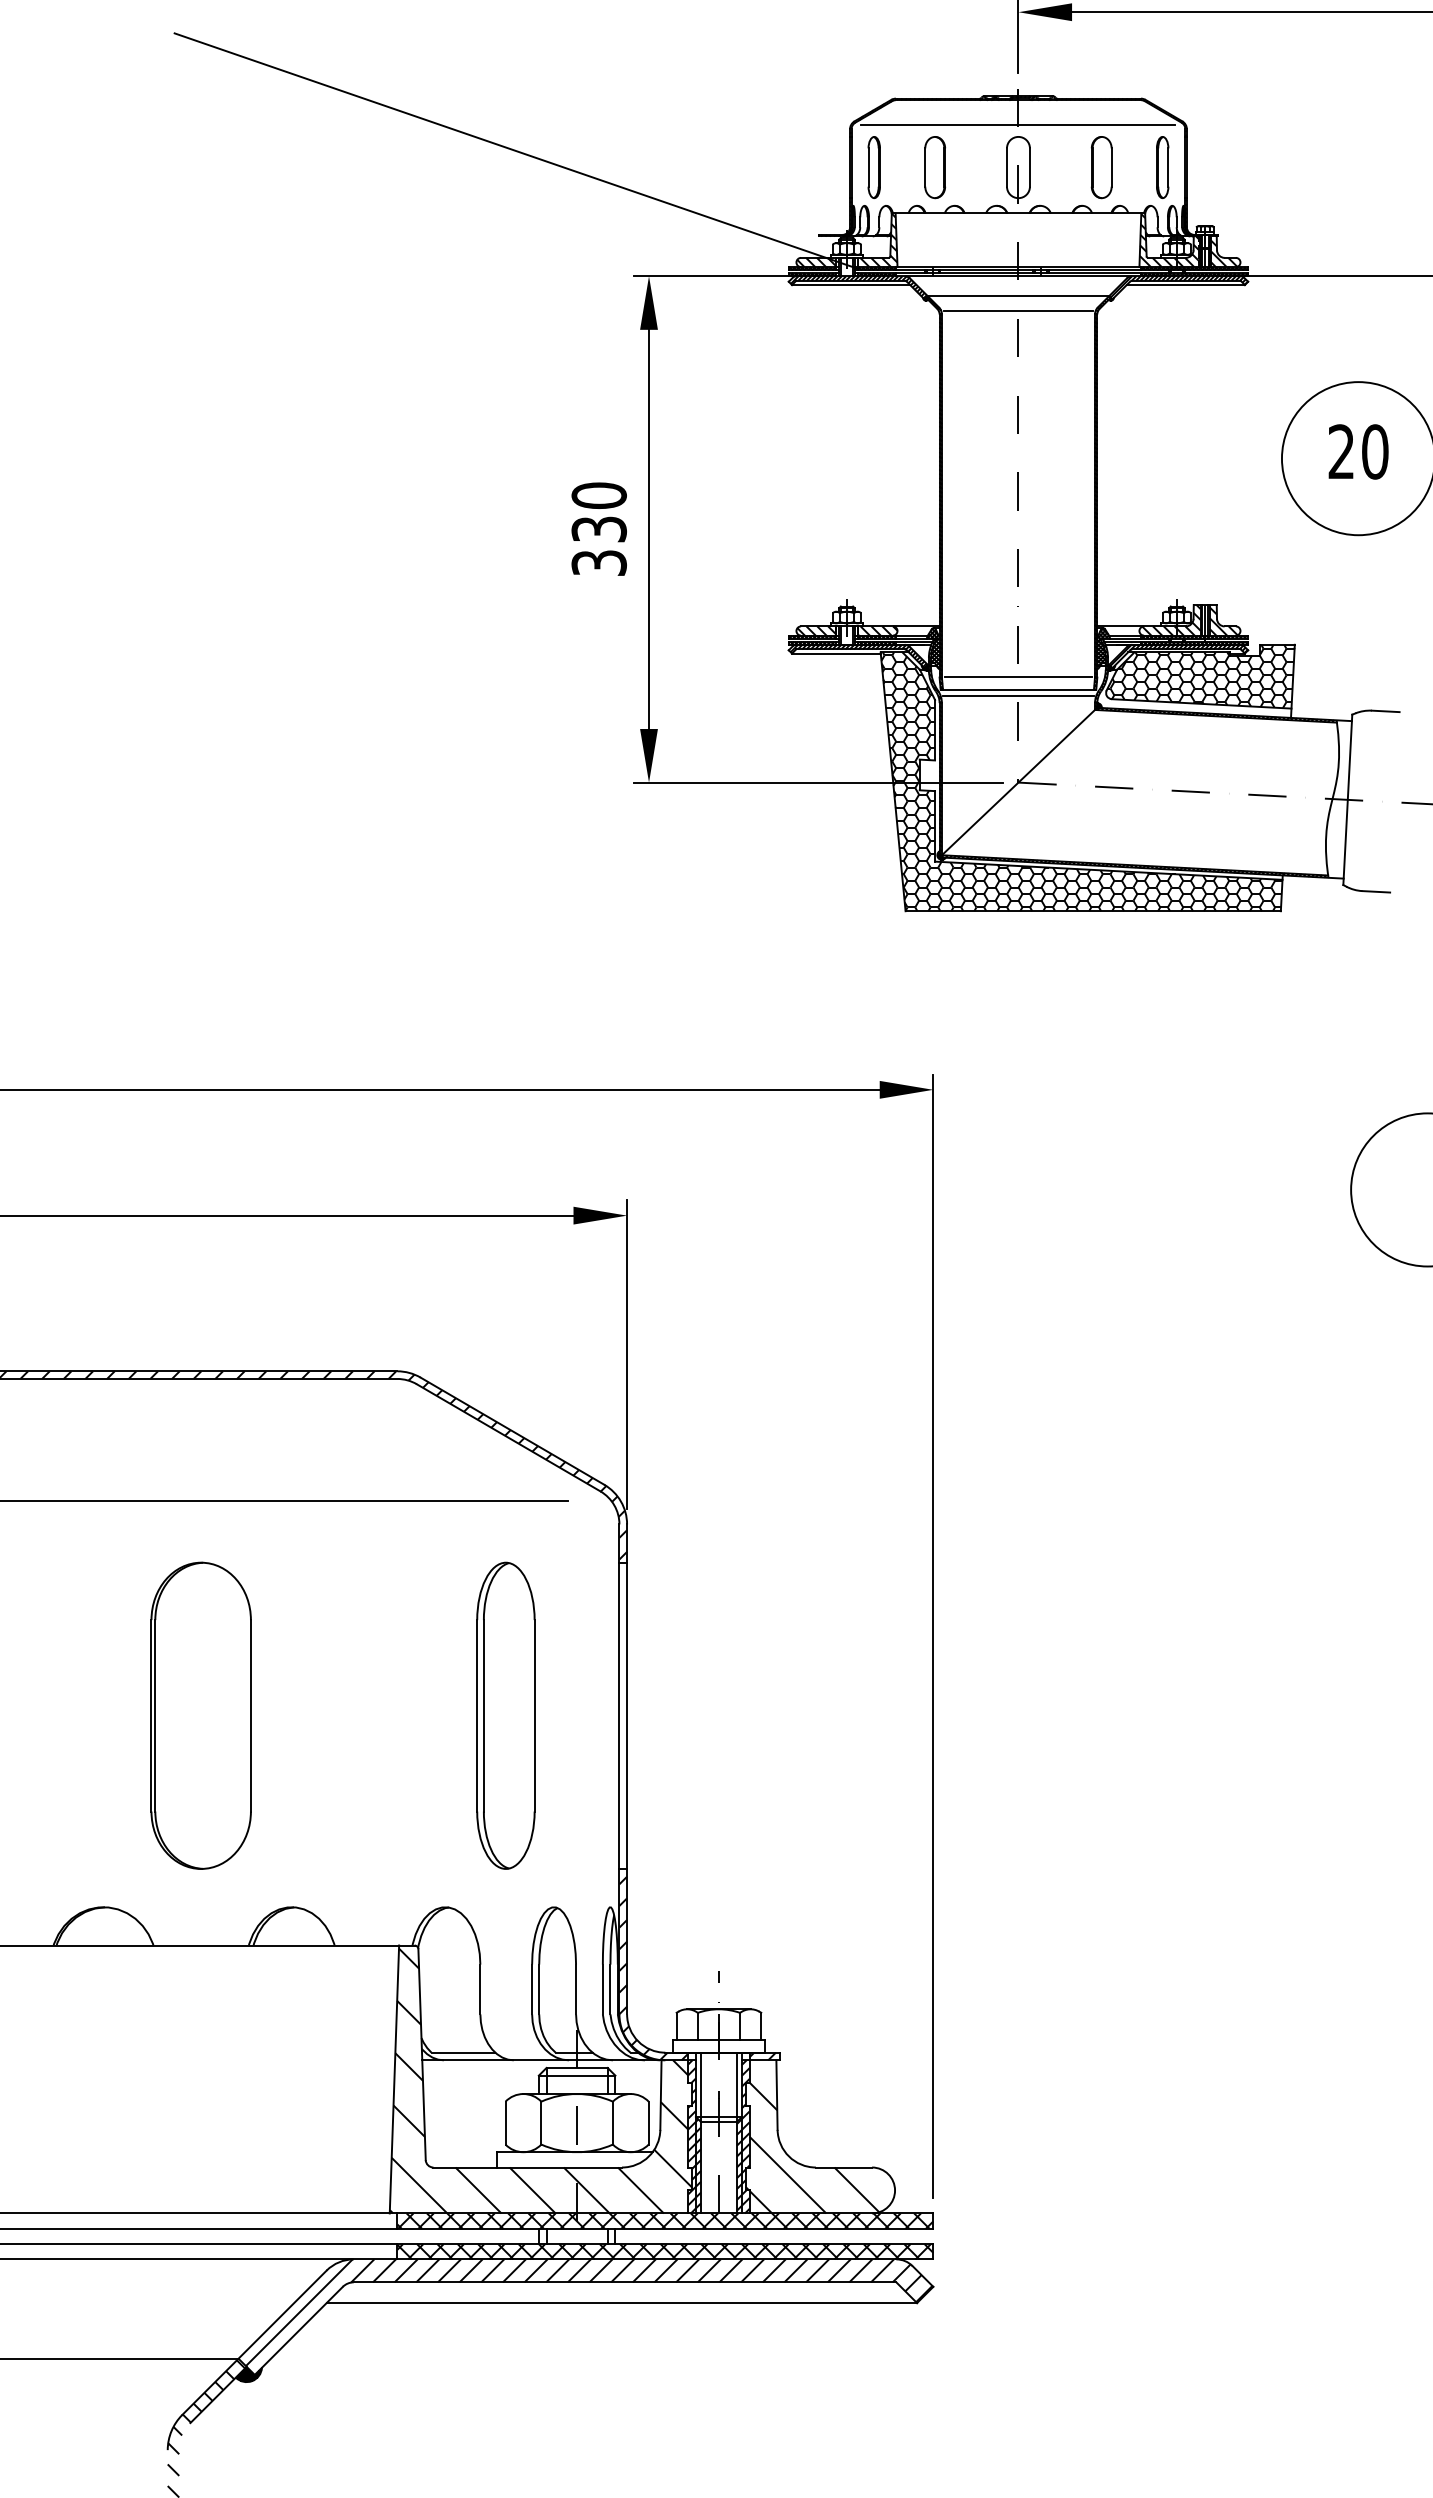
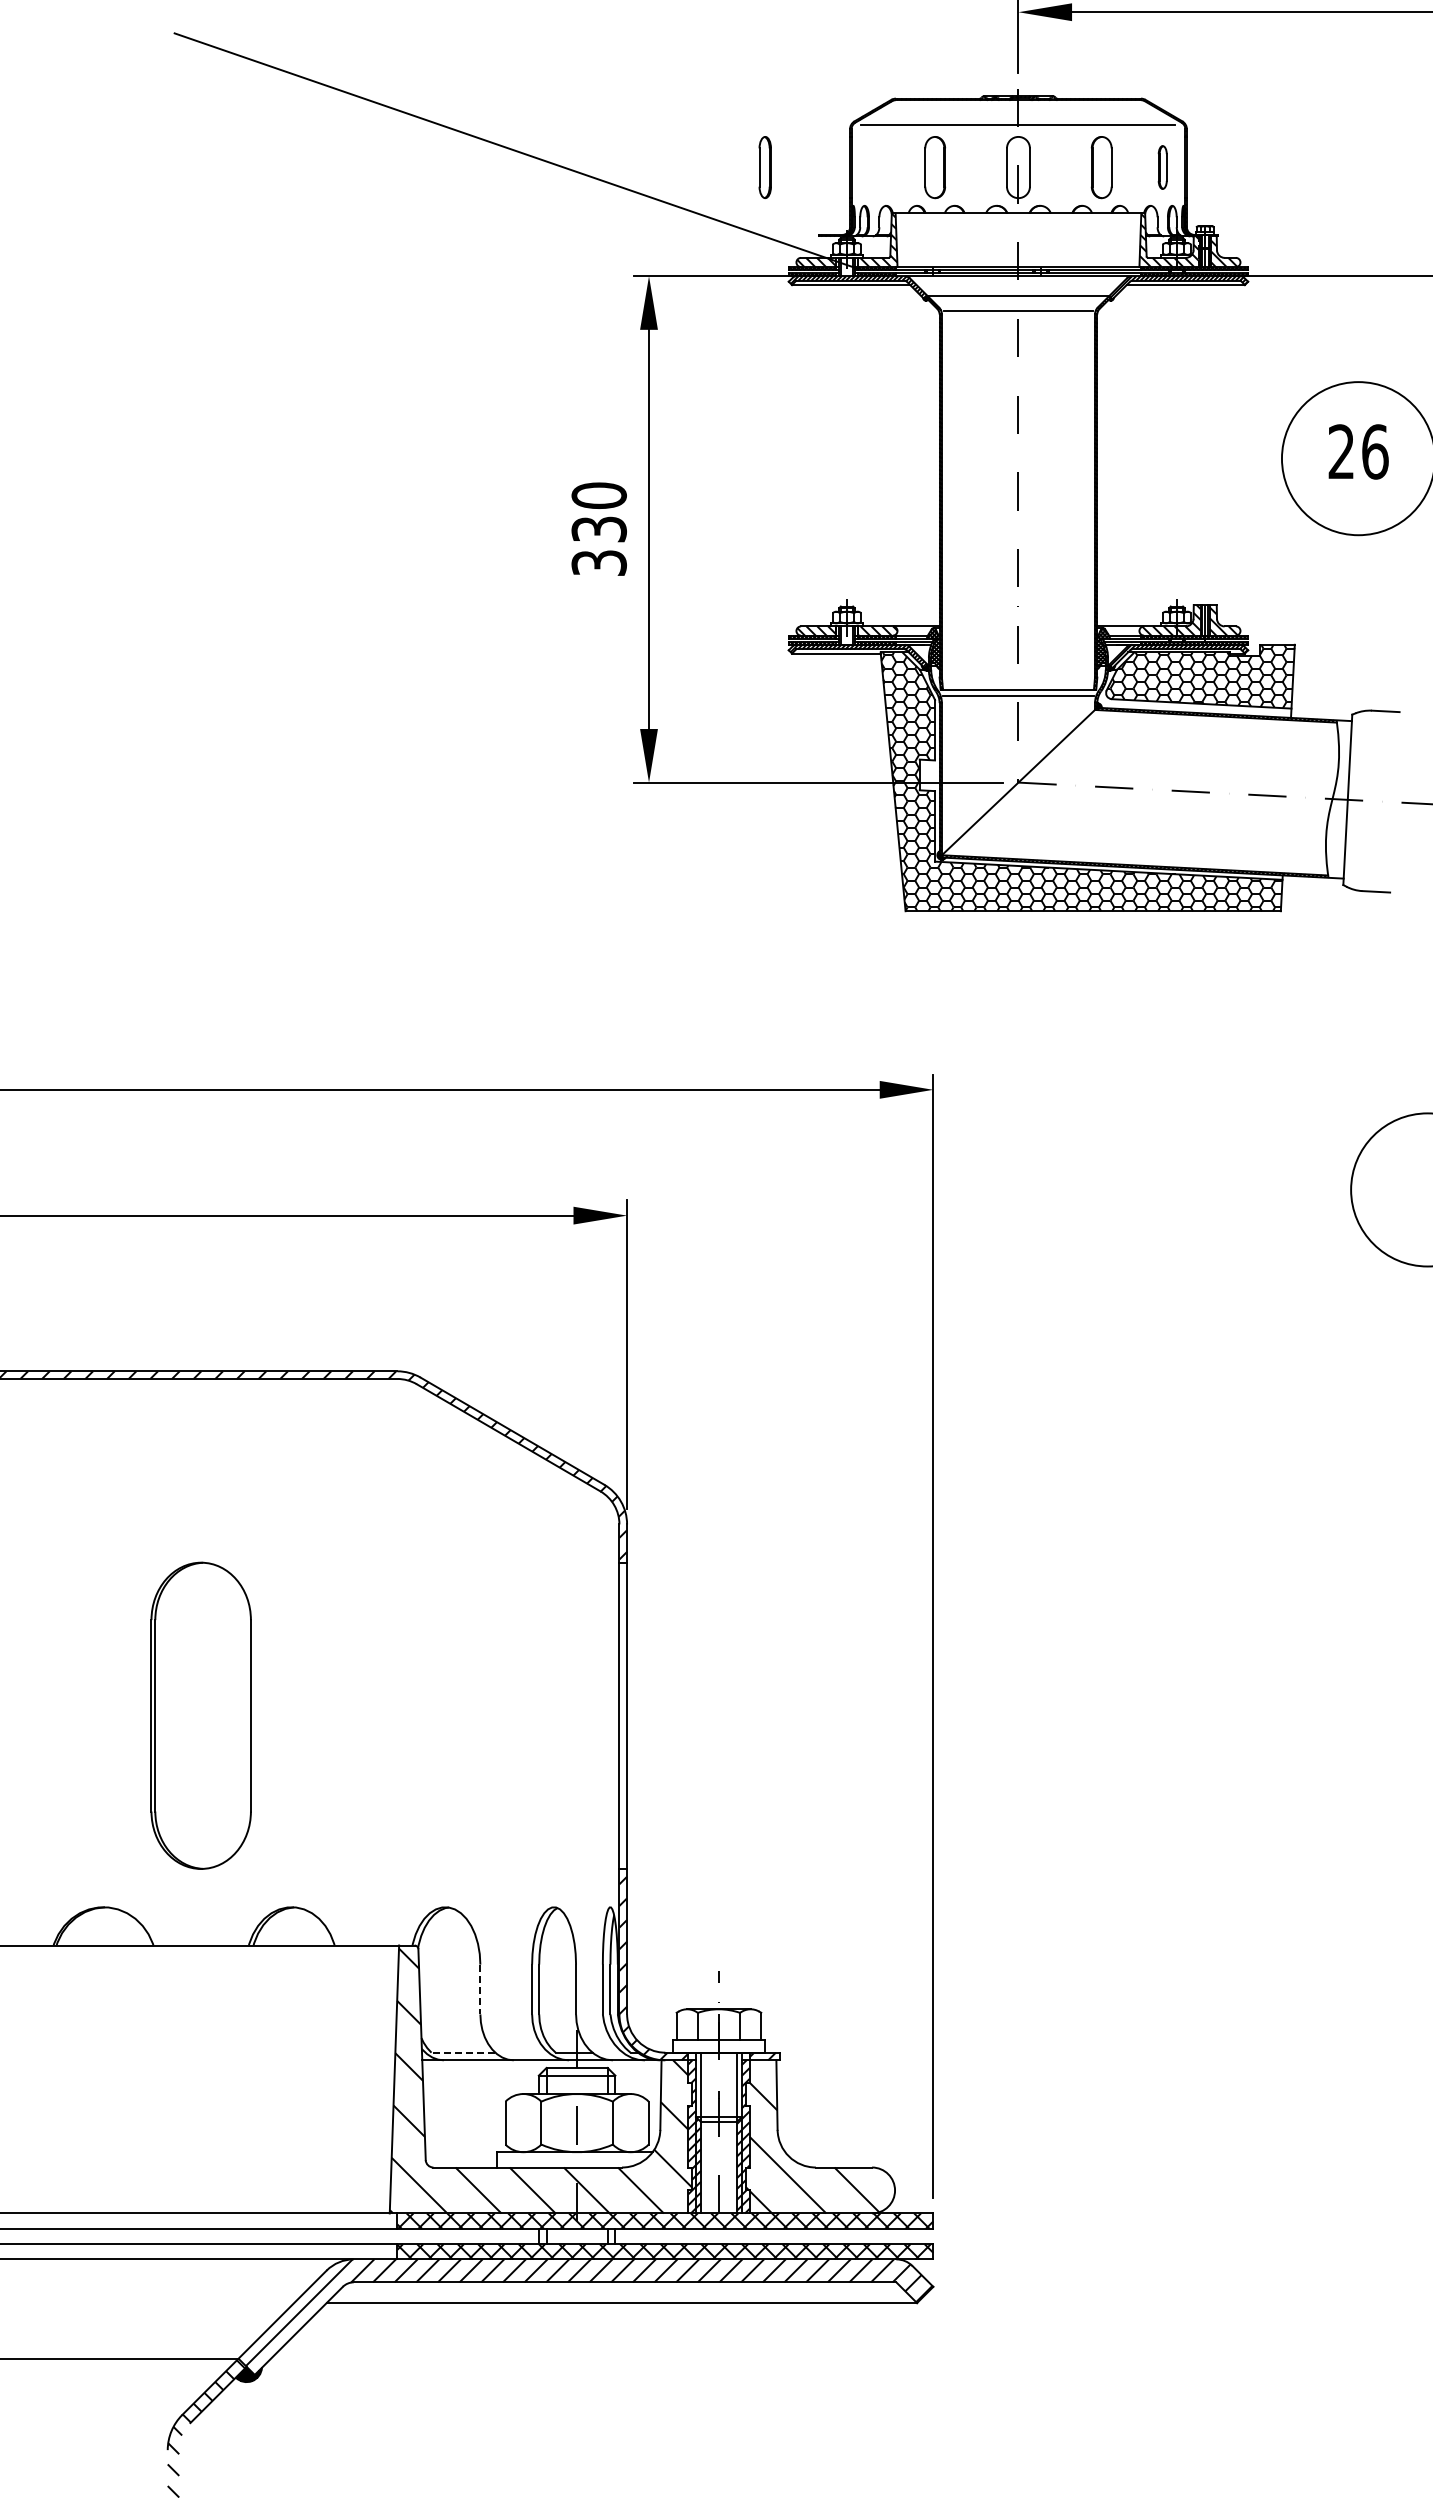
part position: (873, 167) -> (764, 167) (764, 167)
part size: 14x63 px -> 11x45 px (1162, 167)
text: 20 -> 26 (1375, 451)
line: present -> none (1017, 677)
line: present -> none (285, 1501)
part: present -> none (505, 1715)
line: solid -> dashed (480, 1989)
line: solid -> dashed (463, 2052)
